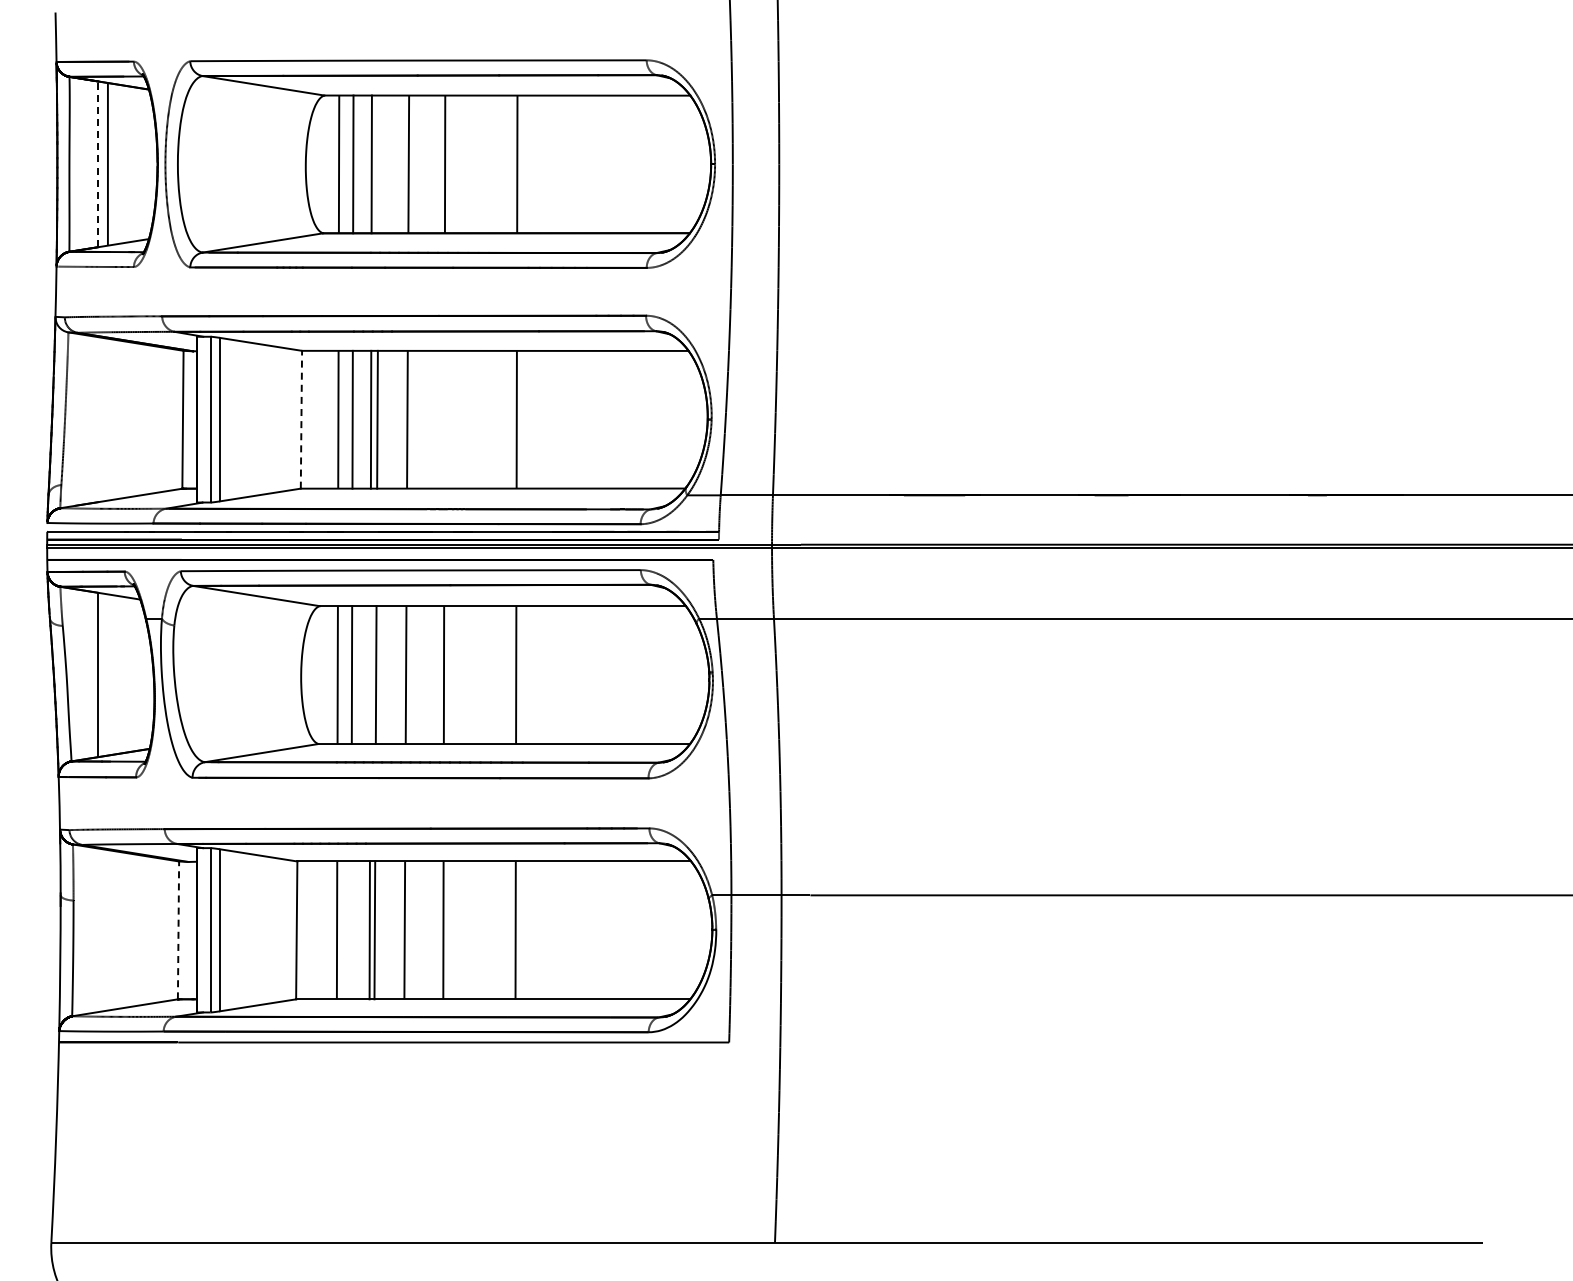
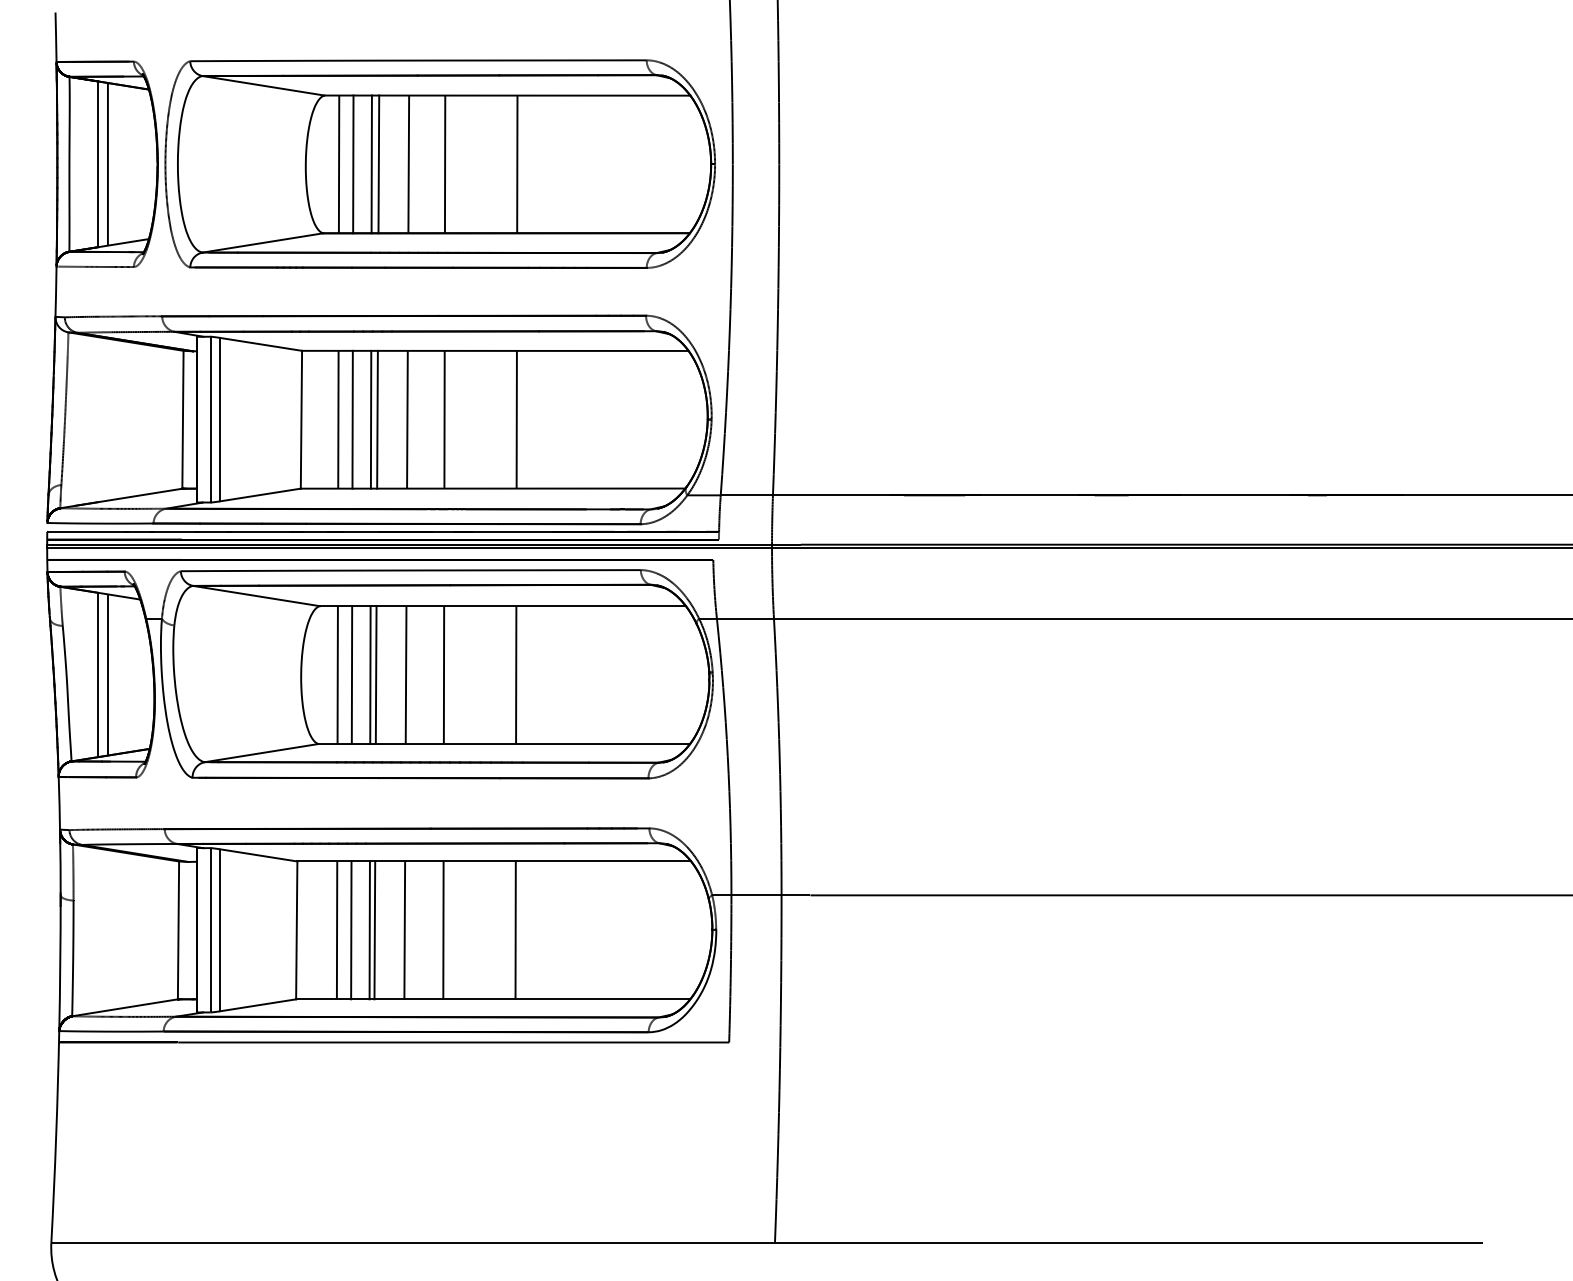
line: dashed -> solid (98, 164)
line: none -> present (378, 164)
line: dashed -> solid (301, 419)
line: none -> present (444, 419)
line: none -> present (107, 674)
line: none -> present (370, 675)
line: dashed -> solid (178, 930)
line: none -> present (351, 930)
